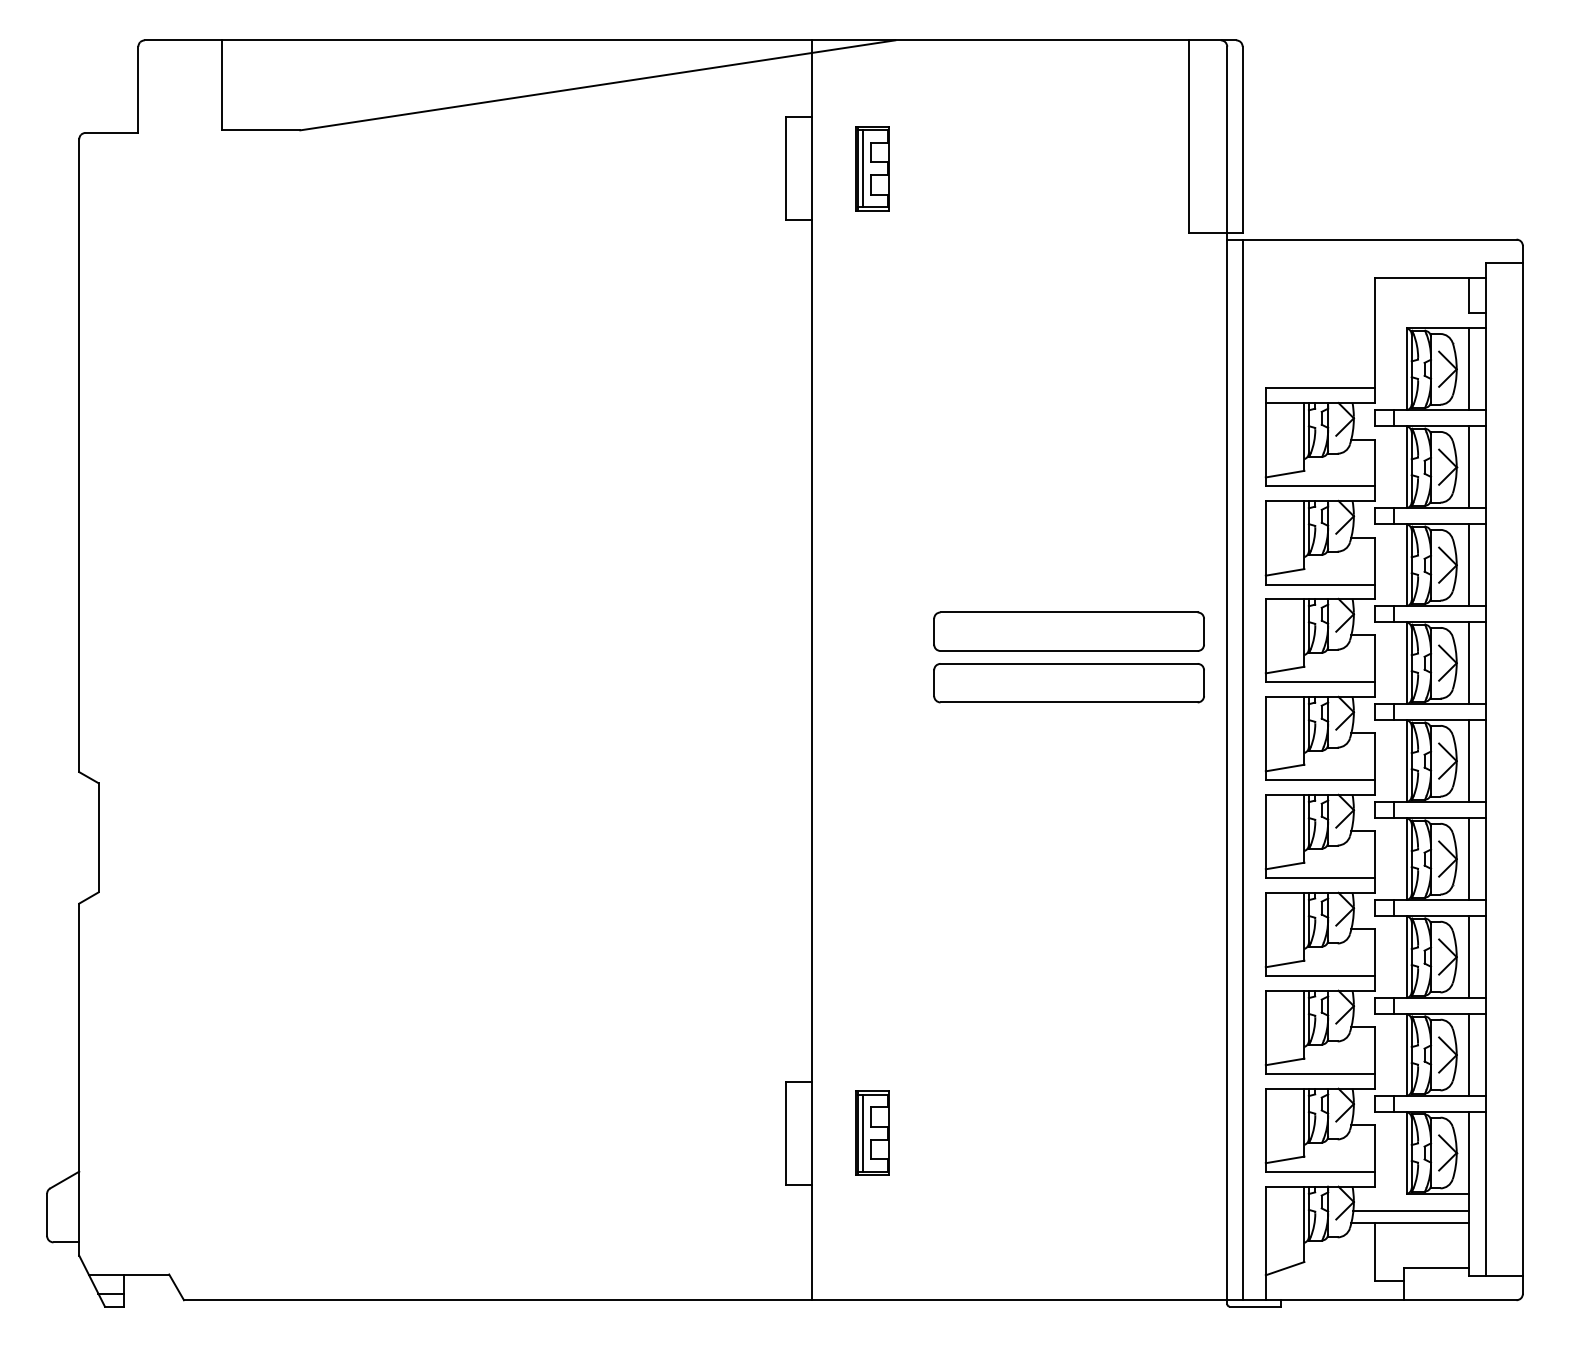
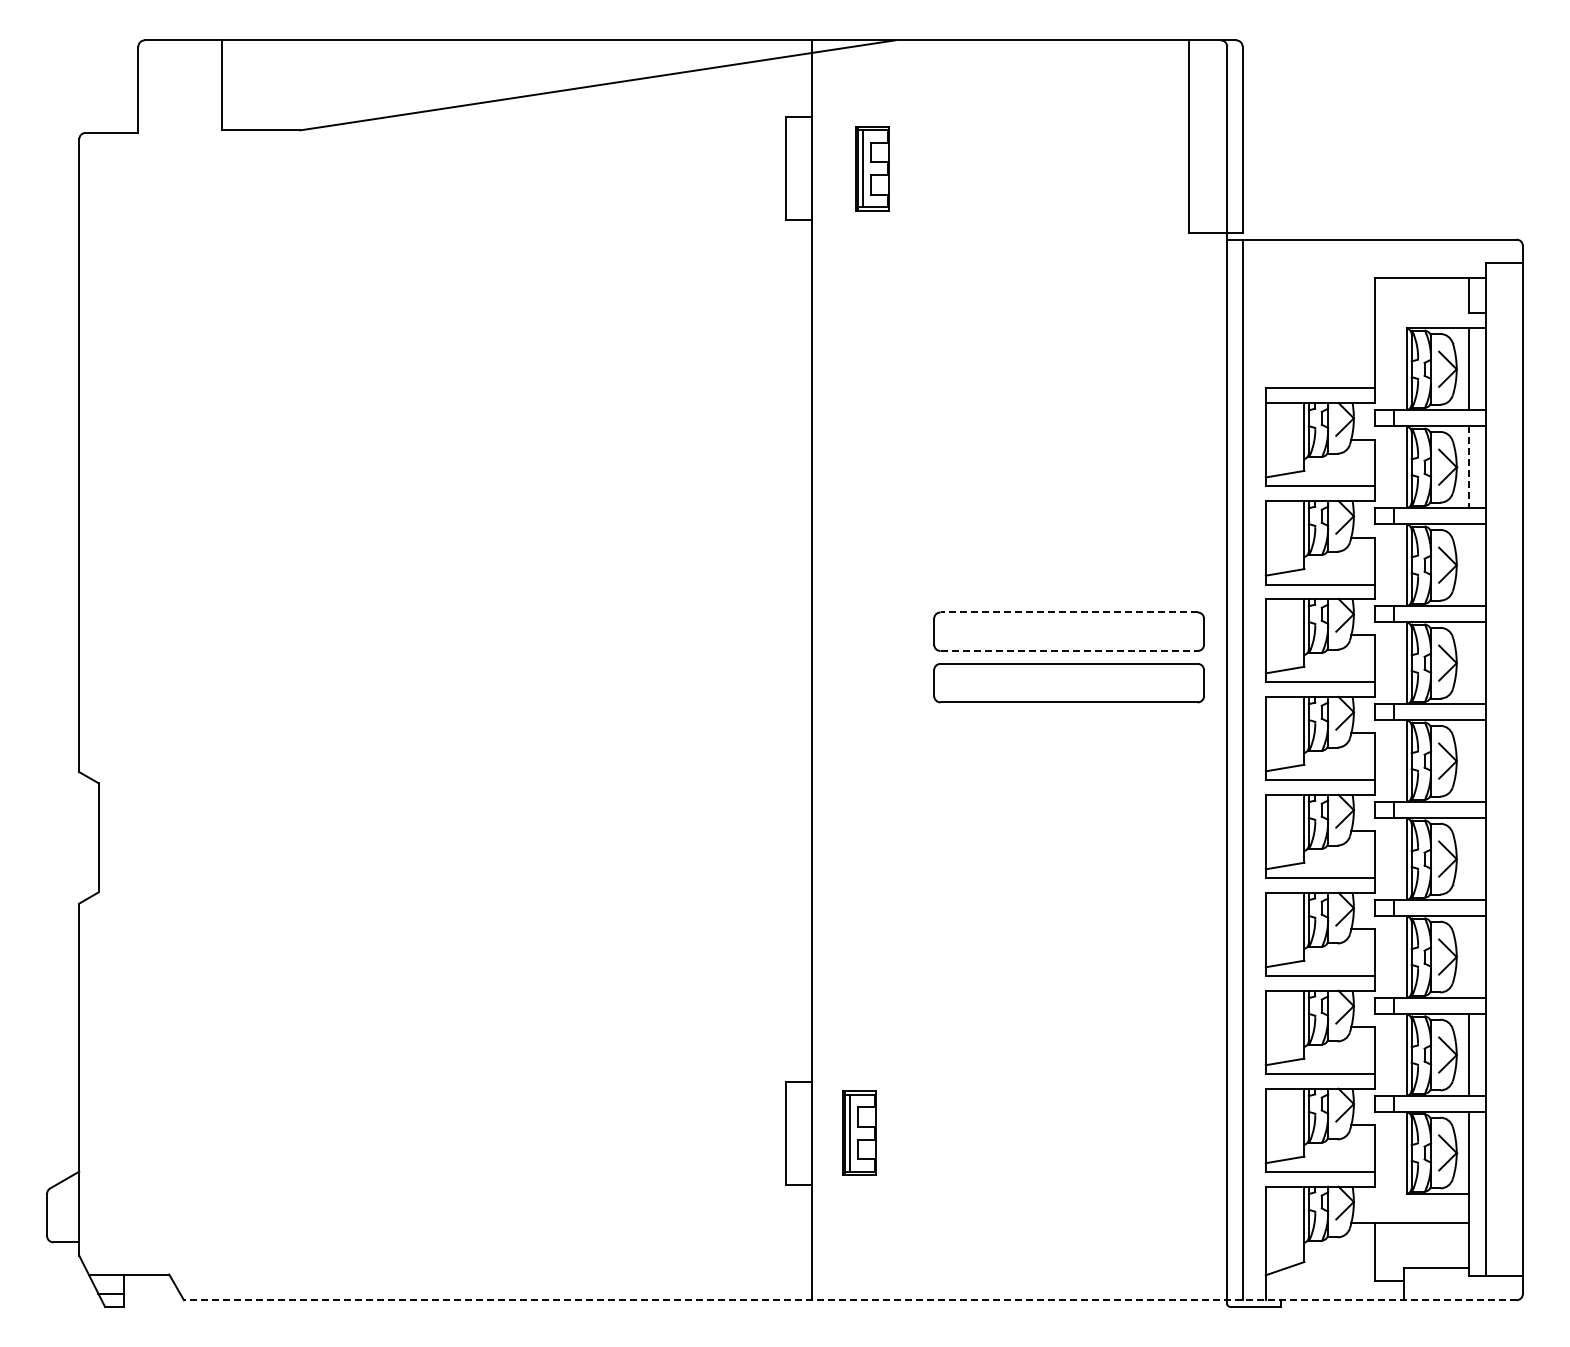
line: solid -> dashed (1468, 467)
line: present -> none (1468, 565)
line: solid -> dashed (1069, 612)
line: solid -> dashed (1069, 651)
line: present -> none (1468, 663)
line: present -> none (1468, 761)
line: present -> none (1468, 859)
line: present -> none (1468, 956)
part position: (872, 1132) -> (859, 1132) (859, 1132)
line: present -> none (1410, 1210)
line: solid -> dashed (849, 1300)
